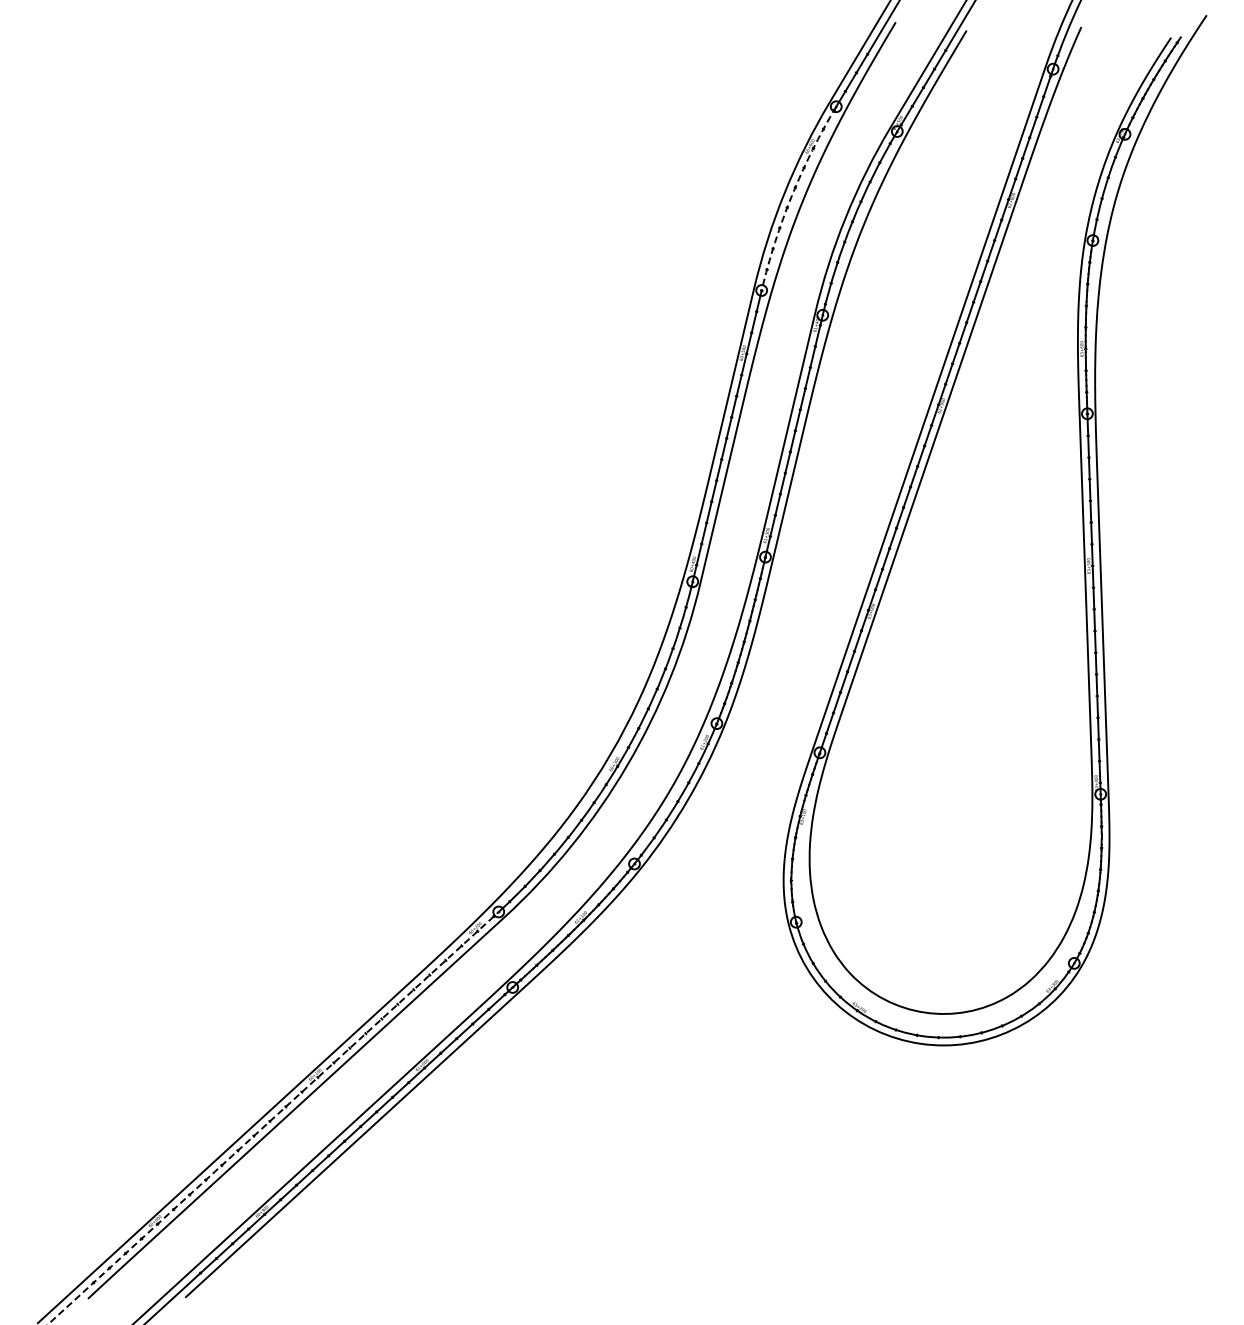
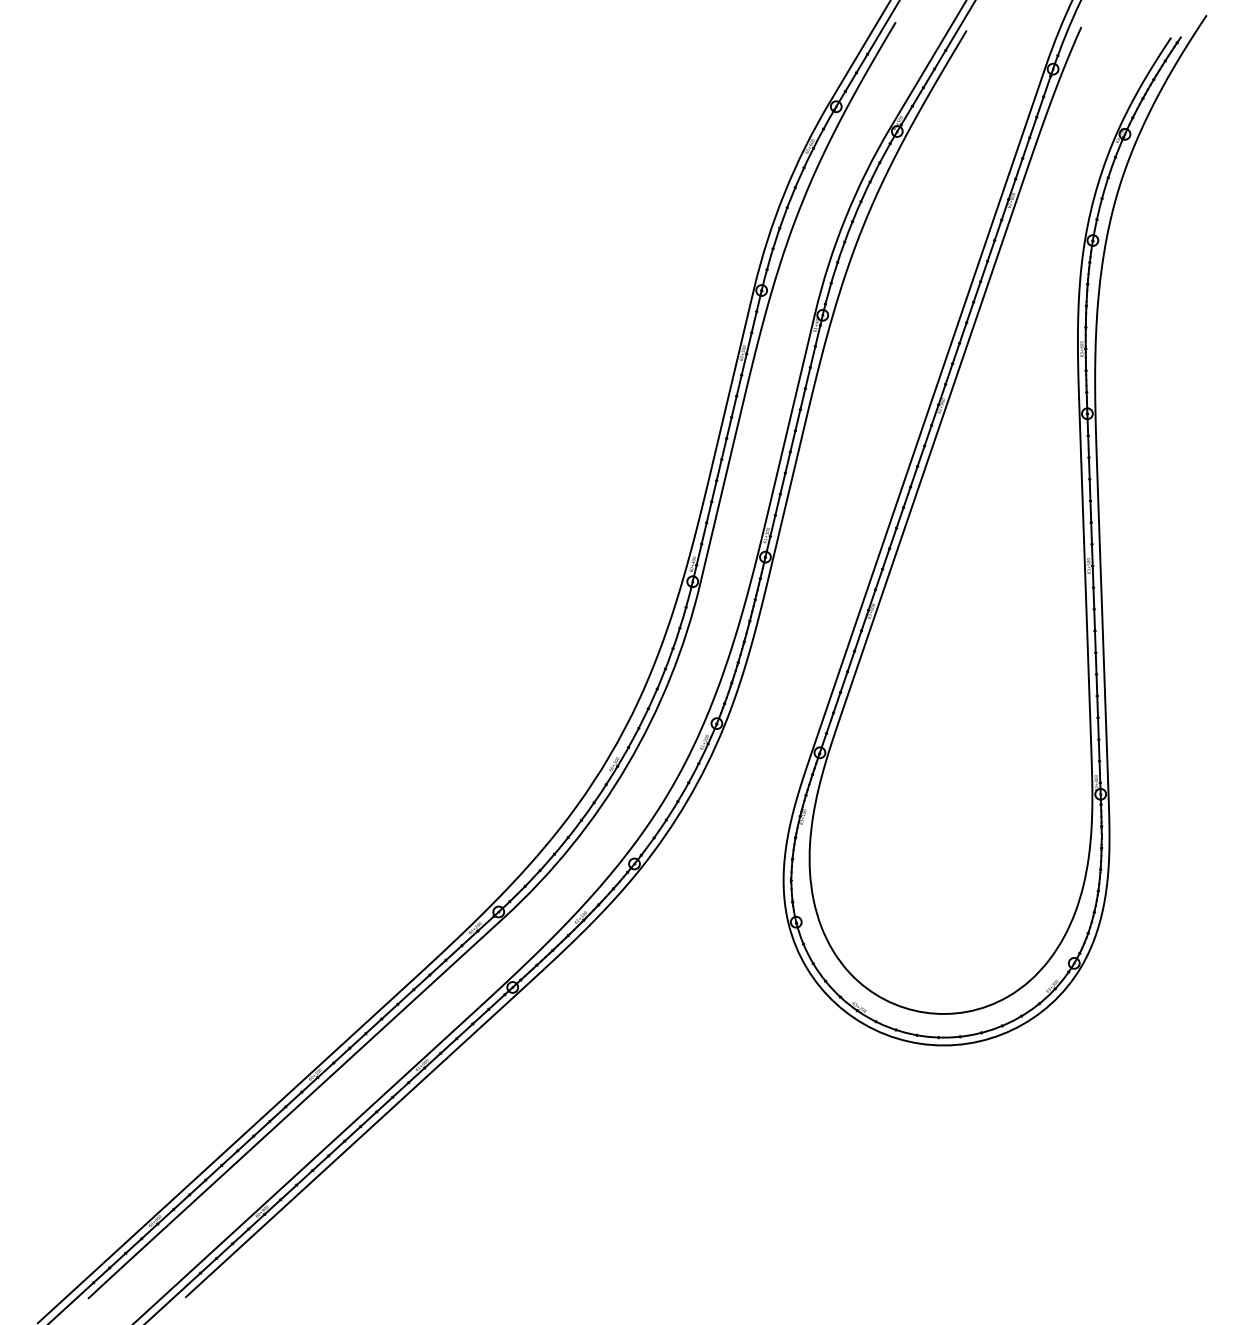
arc: dashed -> solid (791, 195)
line: dashed -> solid (273, 1118)
